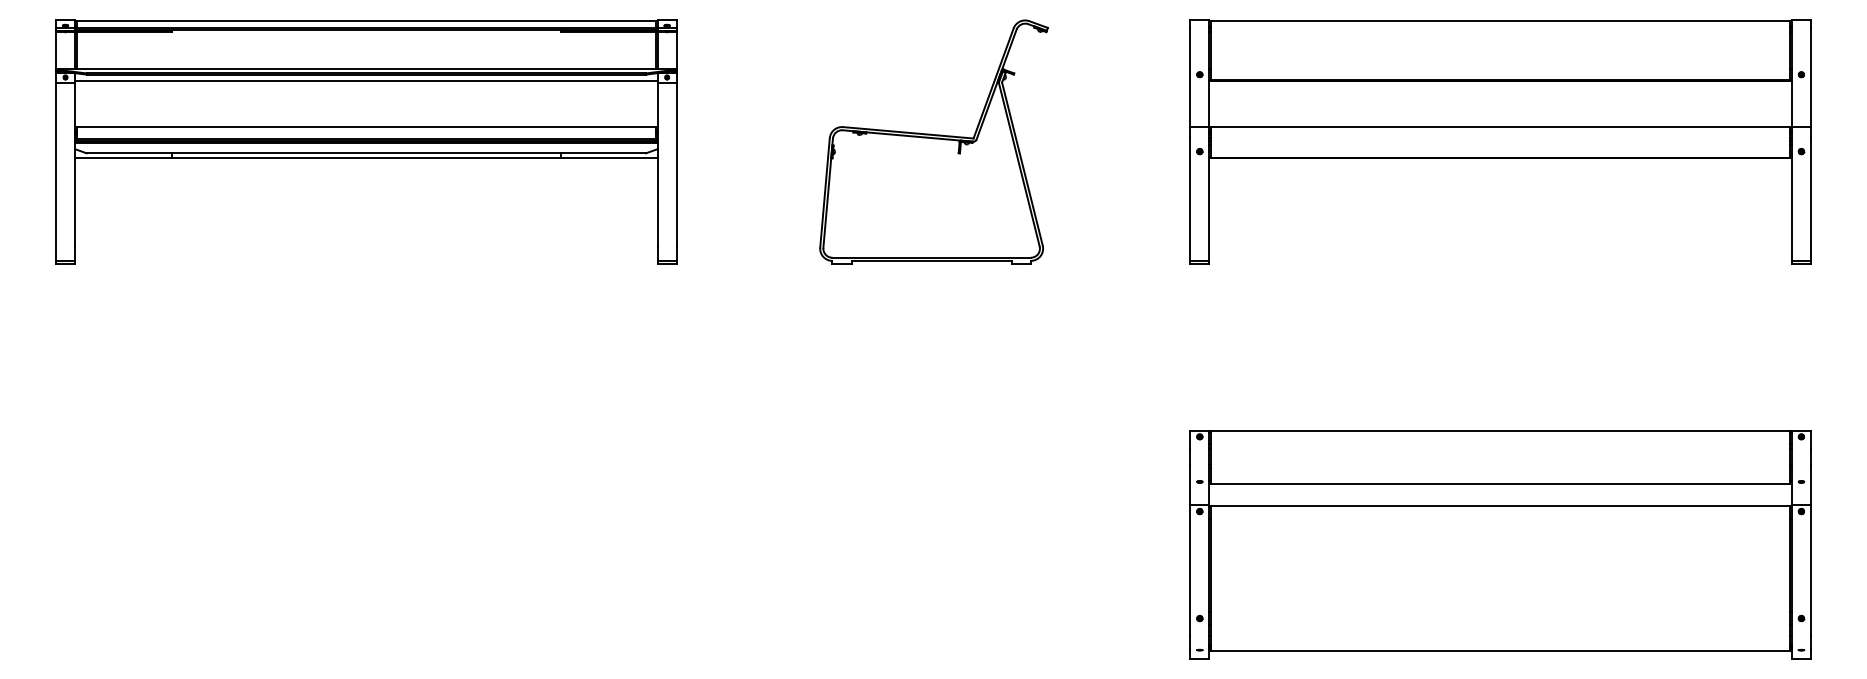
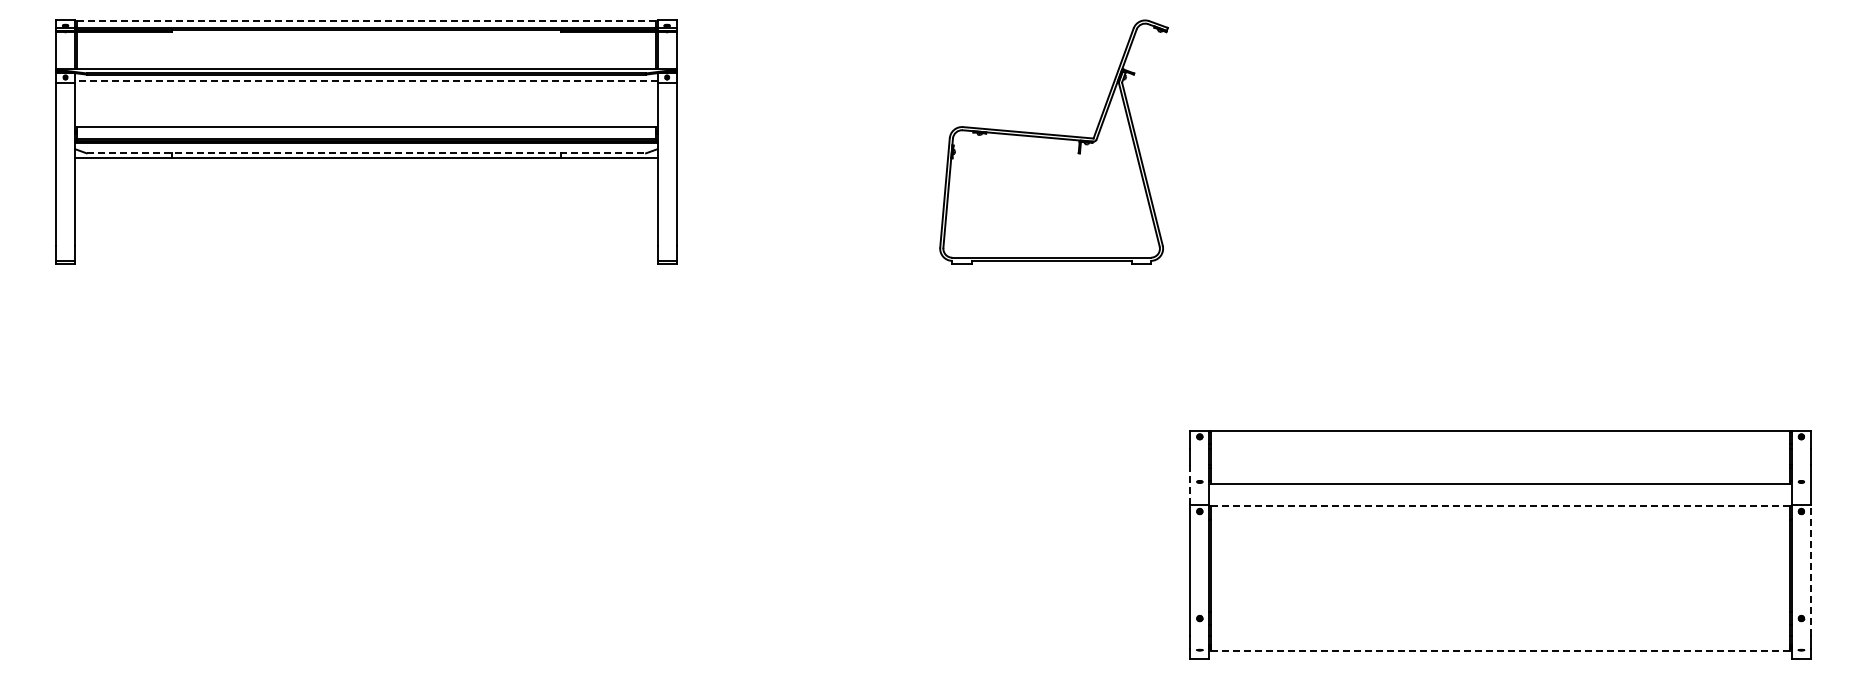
line: solid -> dashed (366, 20)
line: solid -> dashed (365, 81)
part position: (933, 141) -> (1053, 141) (1053, 141)
part: present -> none (1500, 141)
line: solid -> dashed (366, 153)
line: solid -> dashed (1190, 484)
line: solid -> dashed (1500, 505)
line: solid -> dashed (1810, 569)
line: solid -> dashed (1500, 650)
